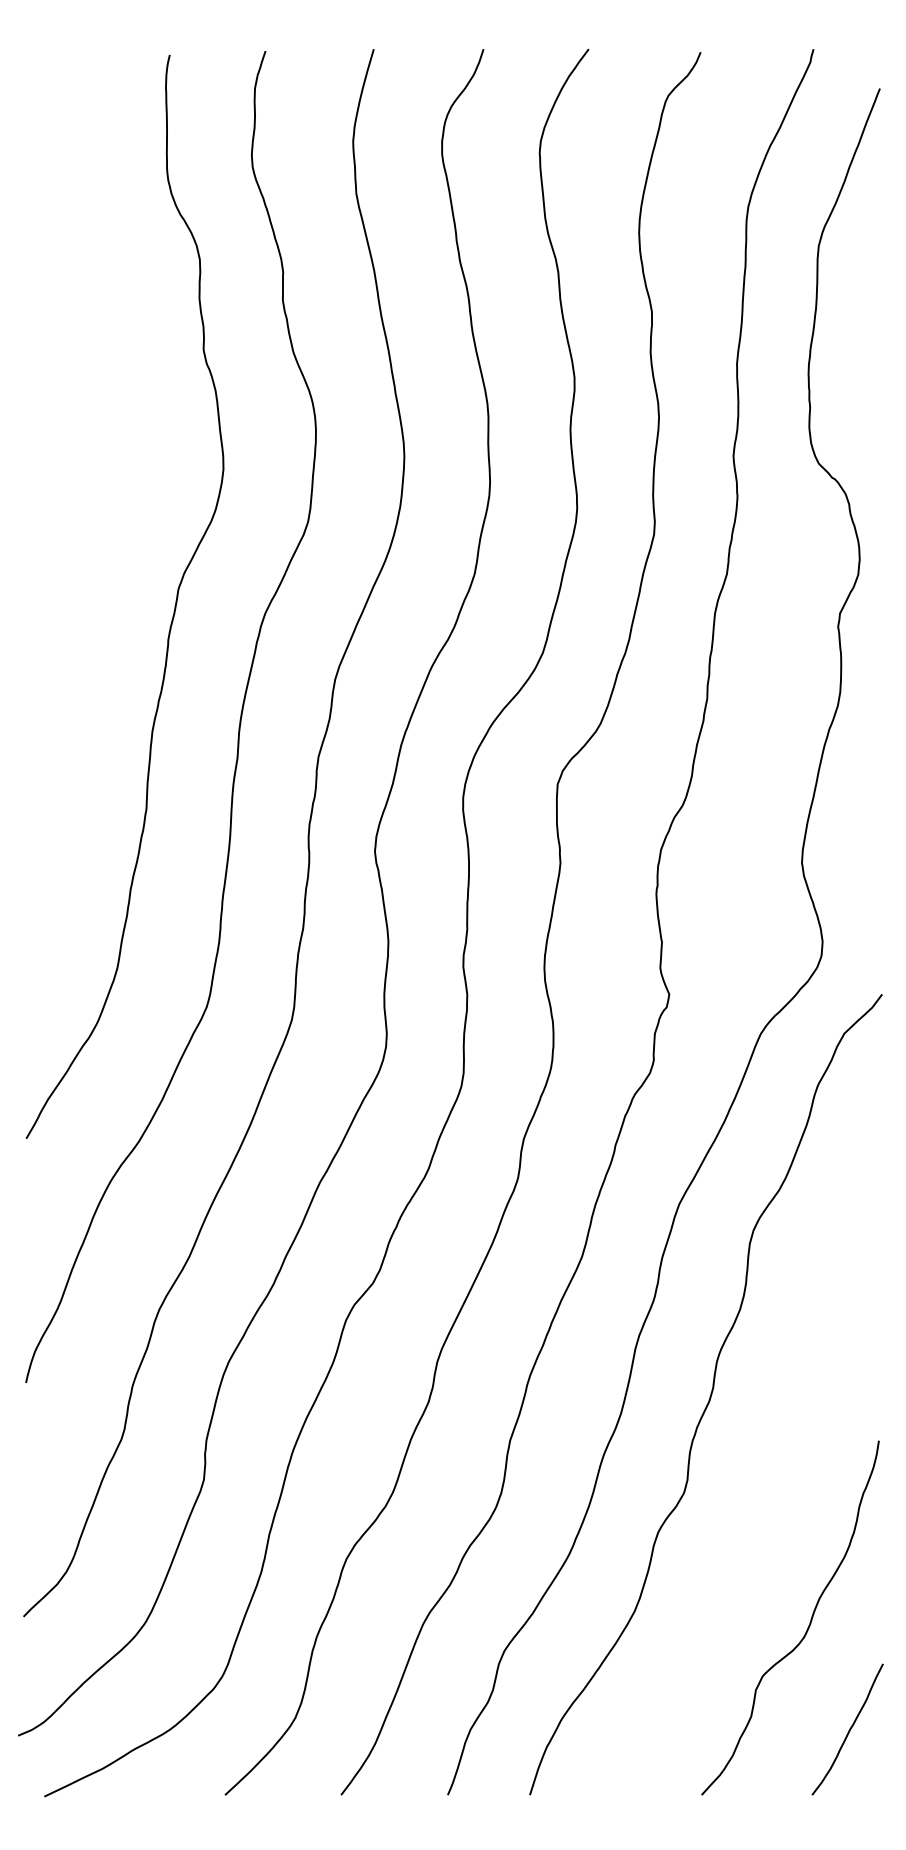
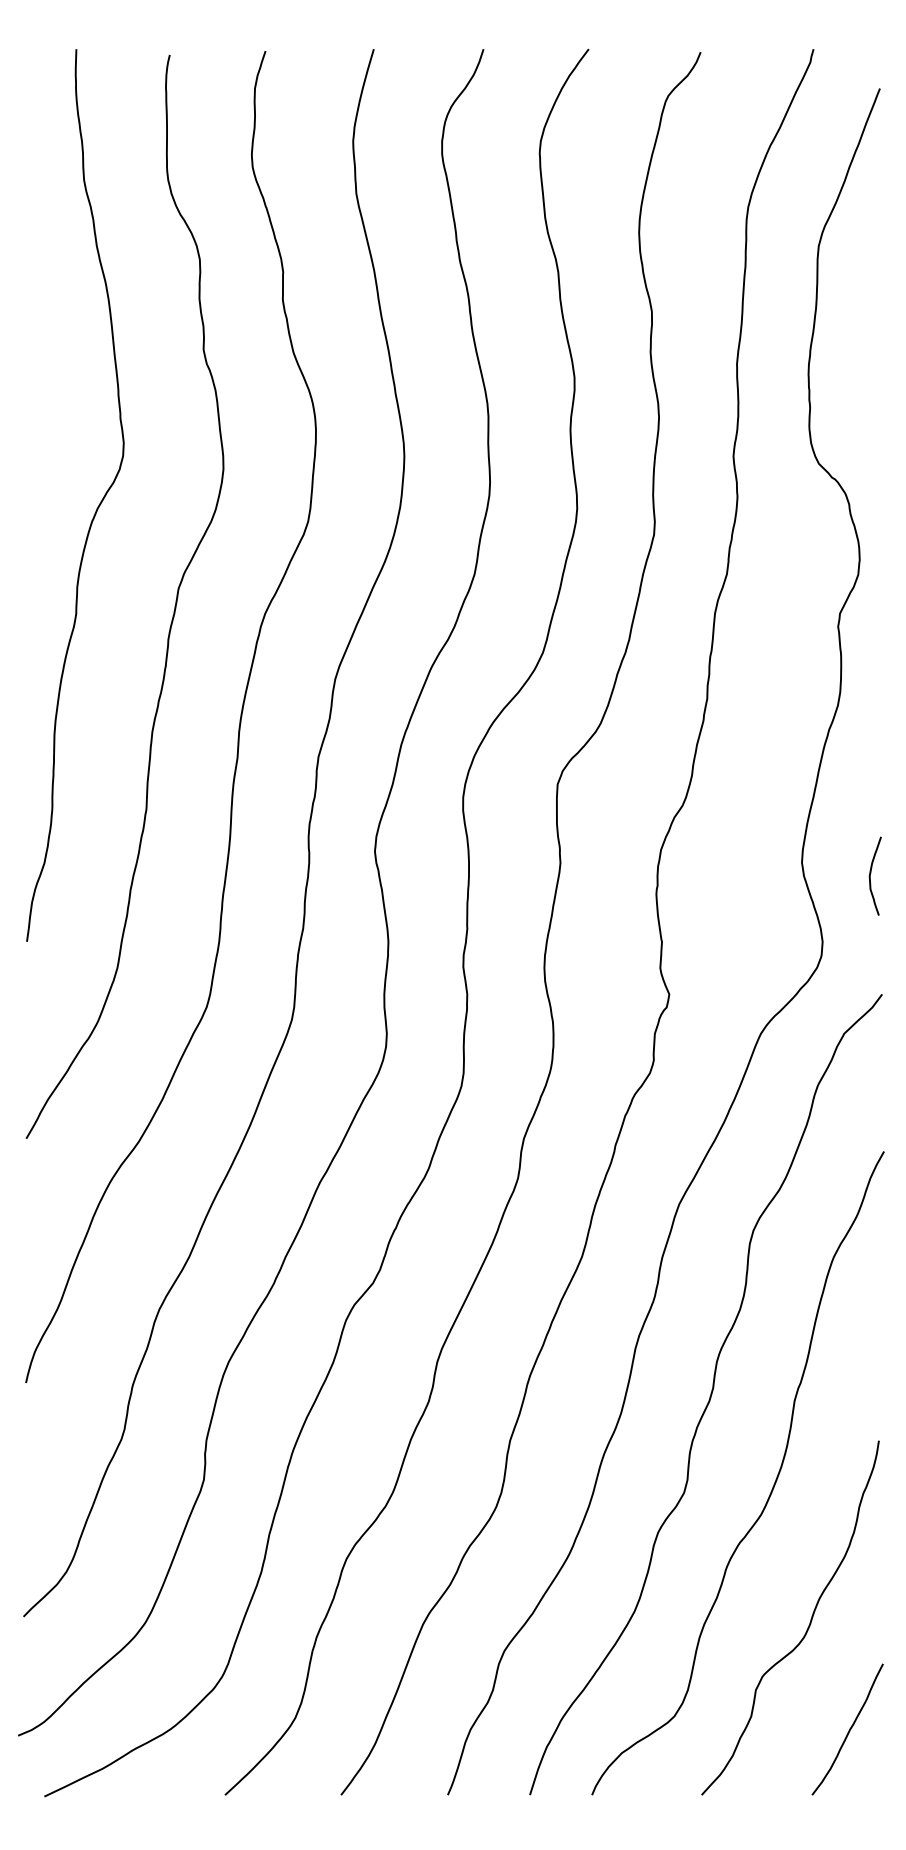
curve: none -> present (97, 506)
curve: none -> present (871, 873)
curve: none -> present (772, 1486)
